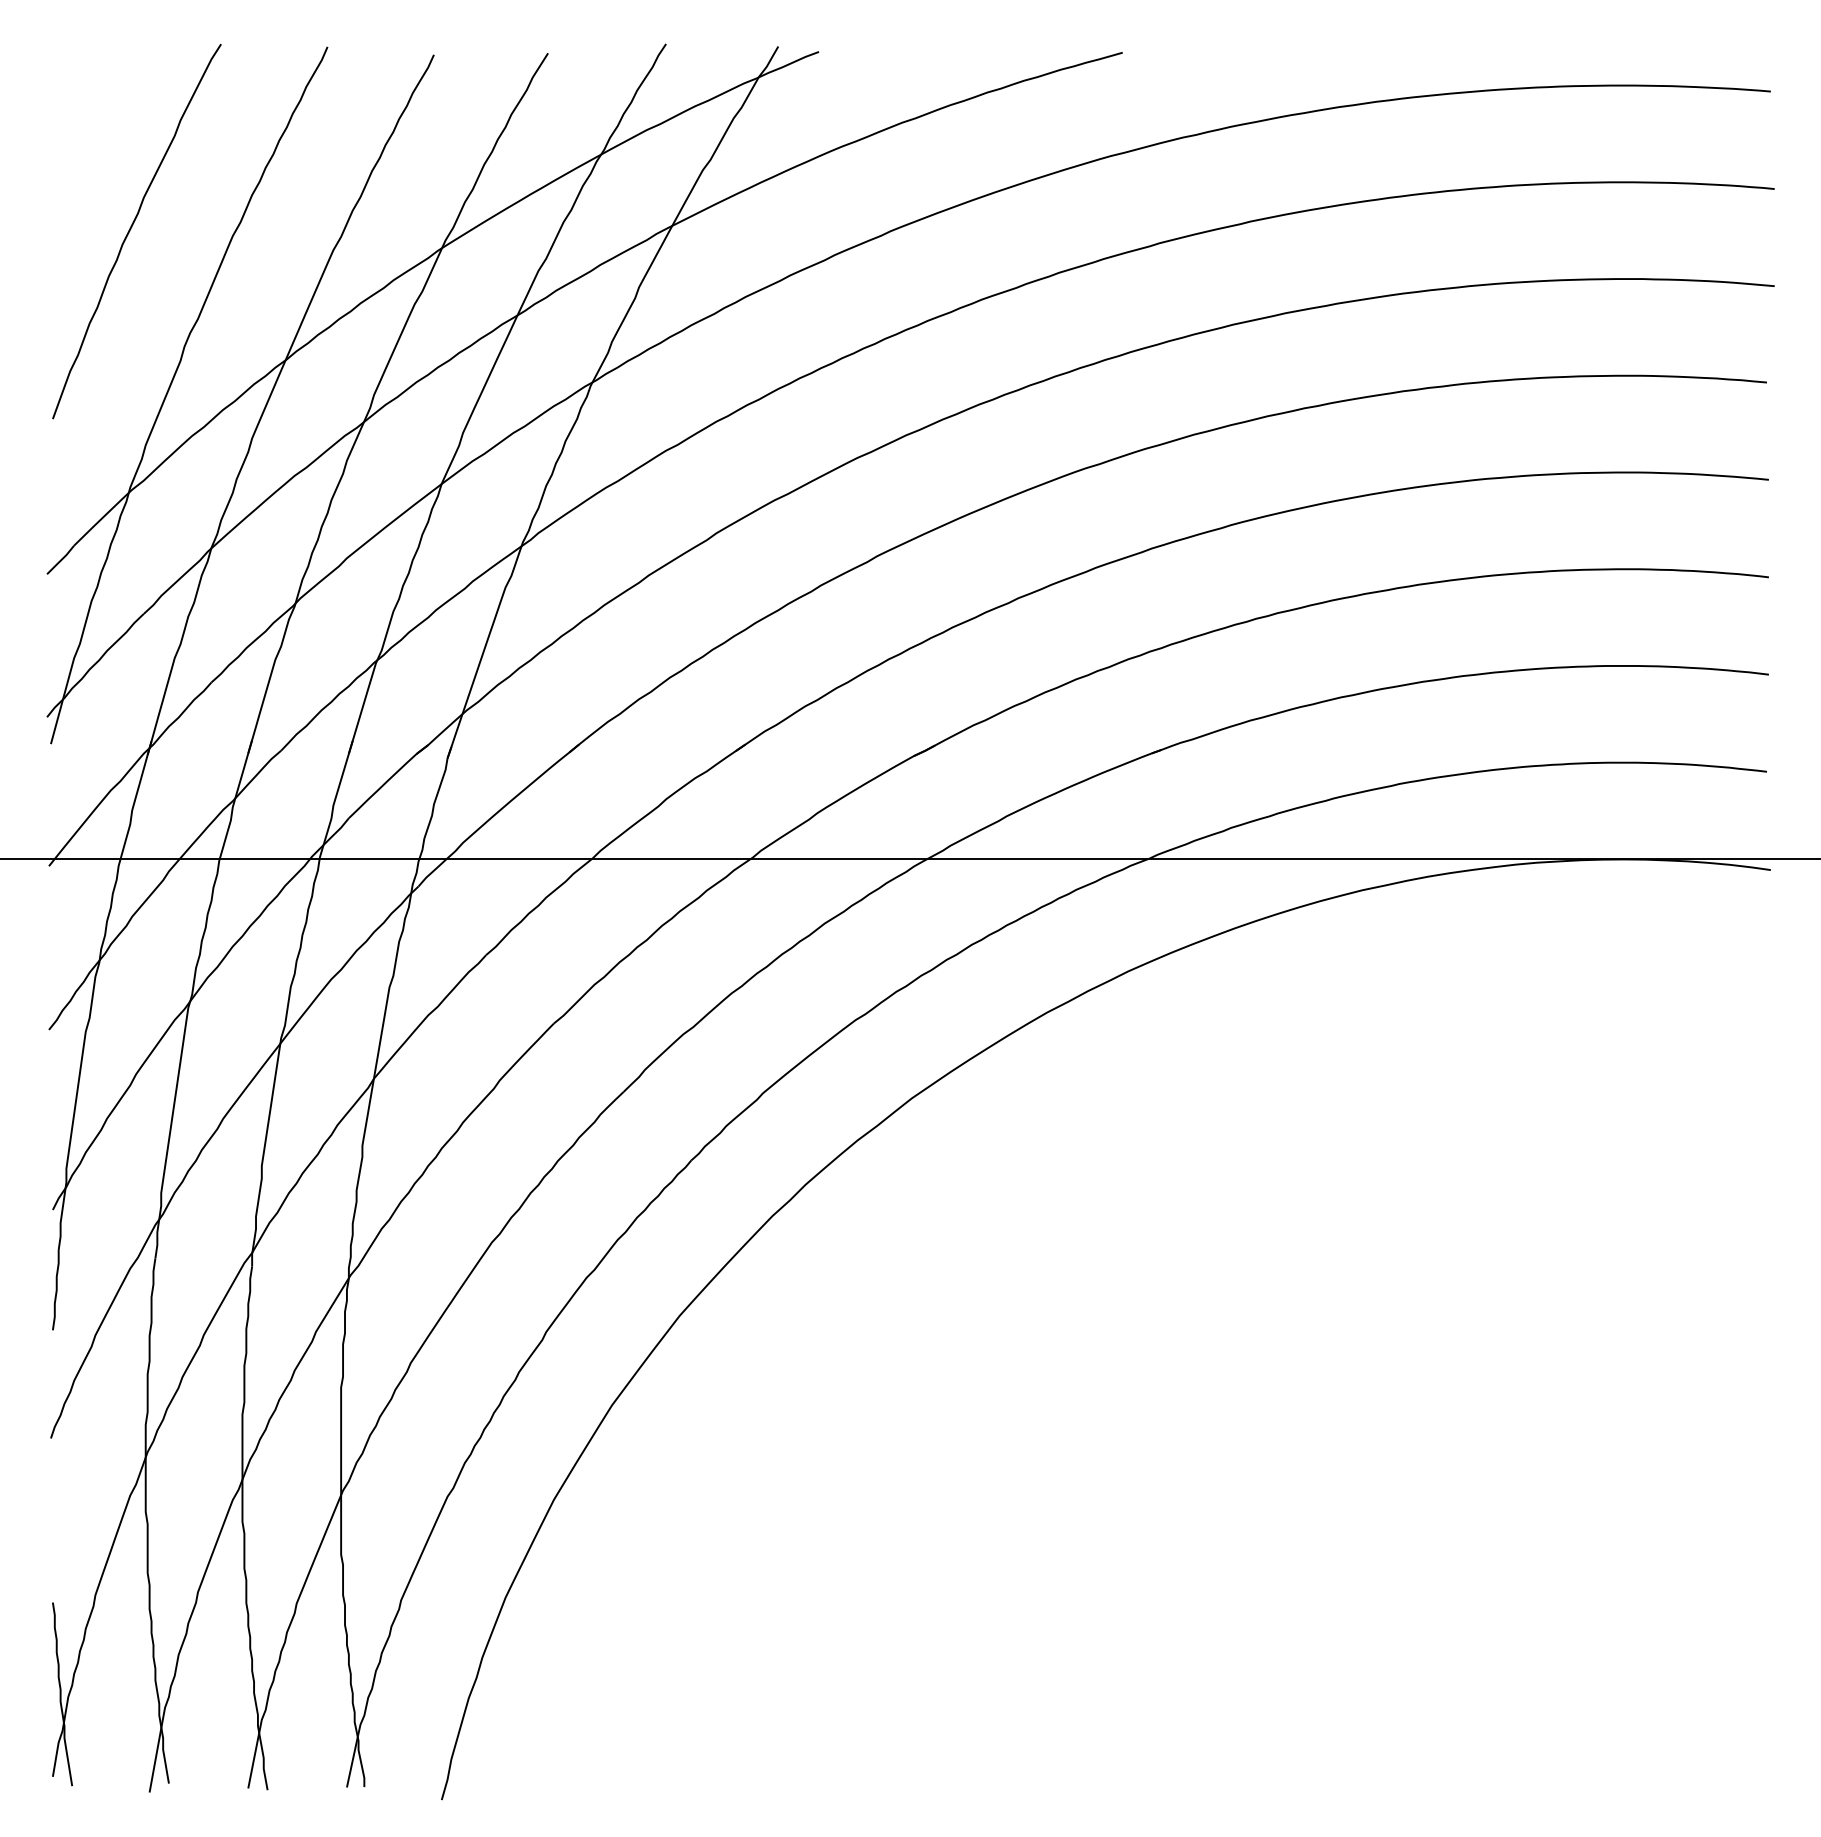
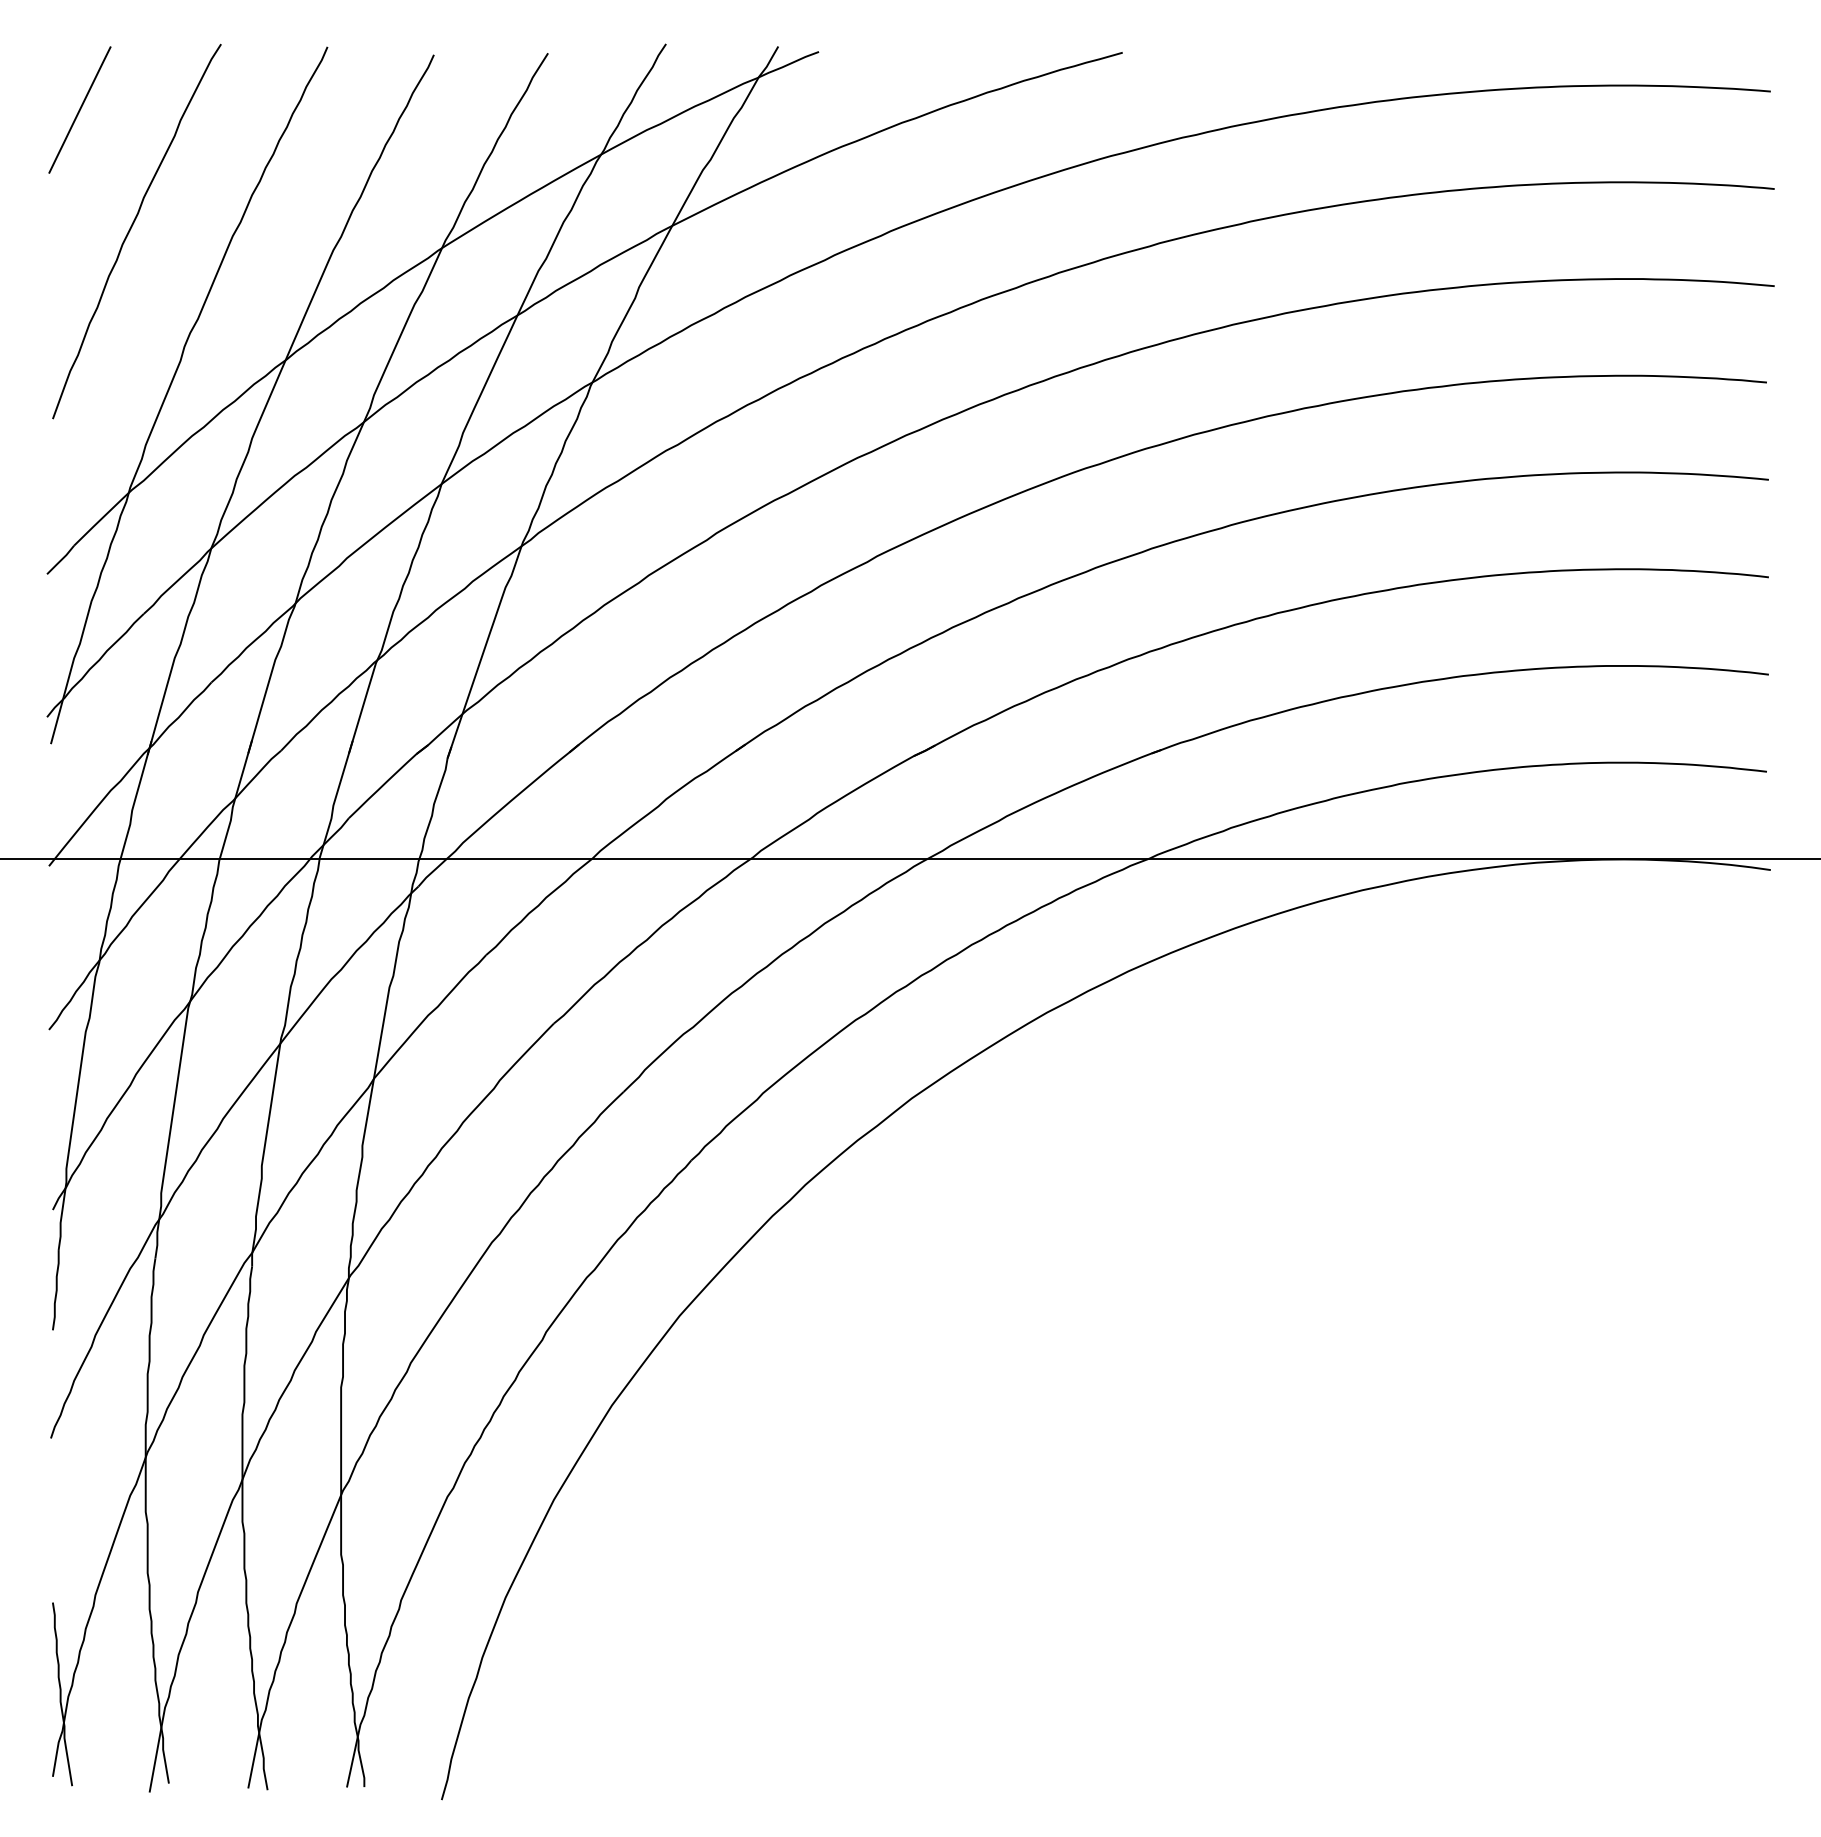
line: none -> present (79, 109)
